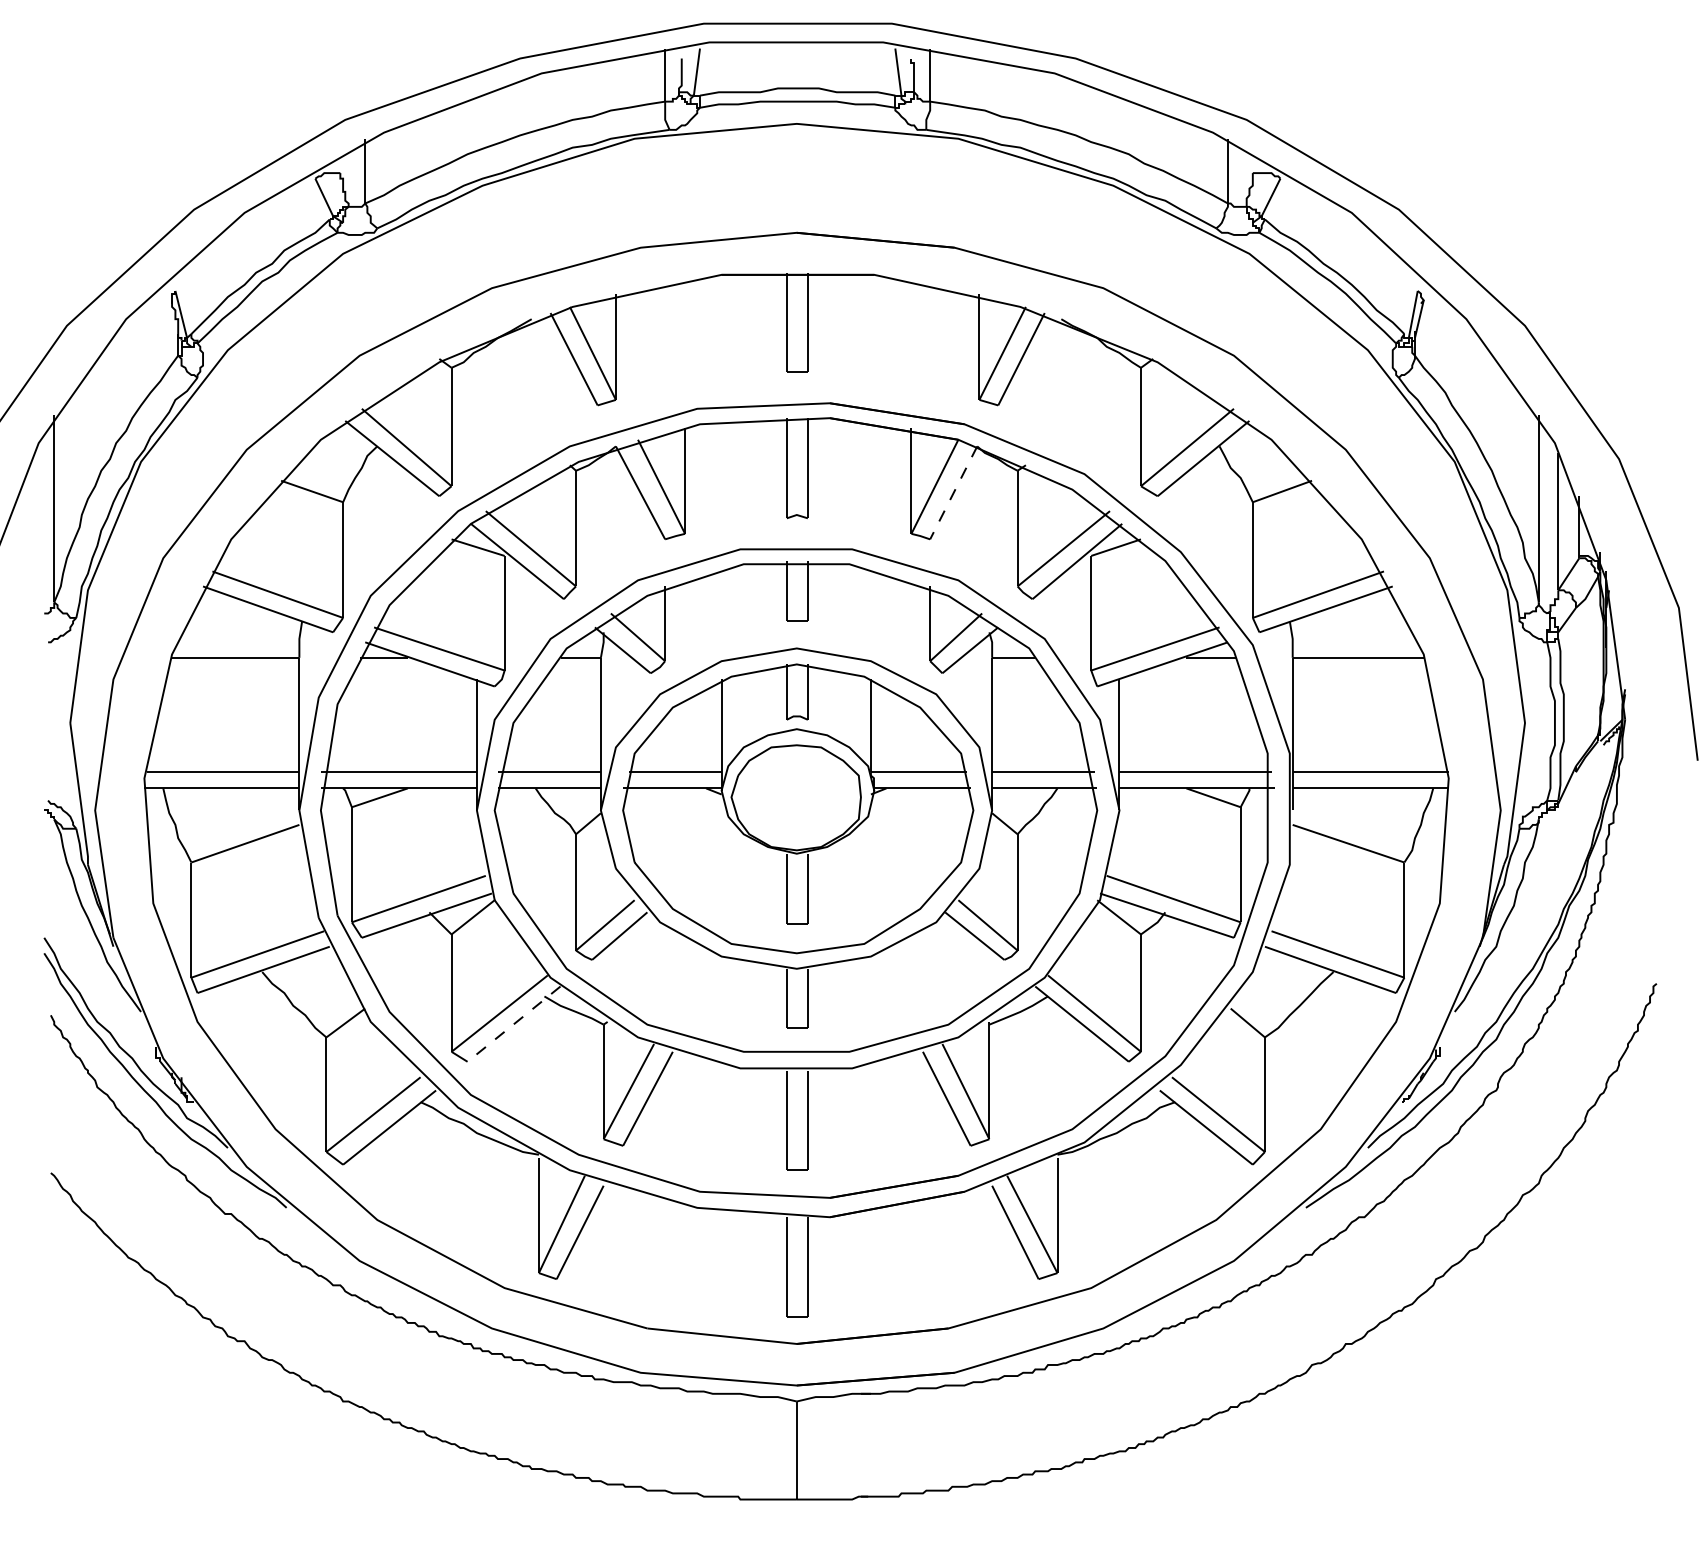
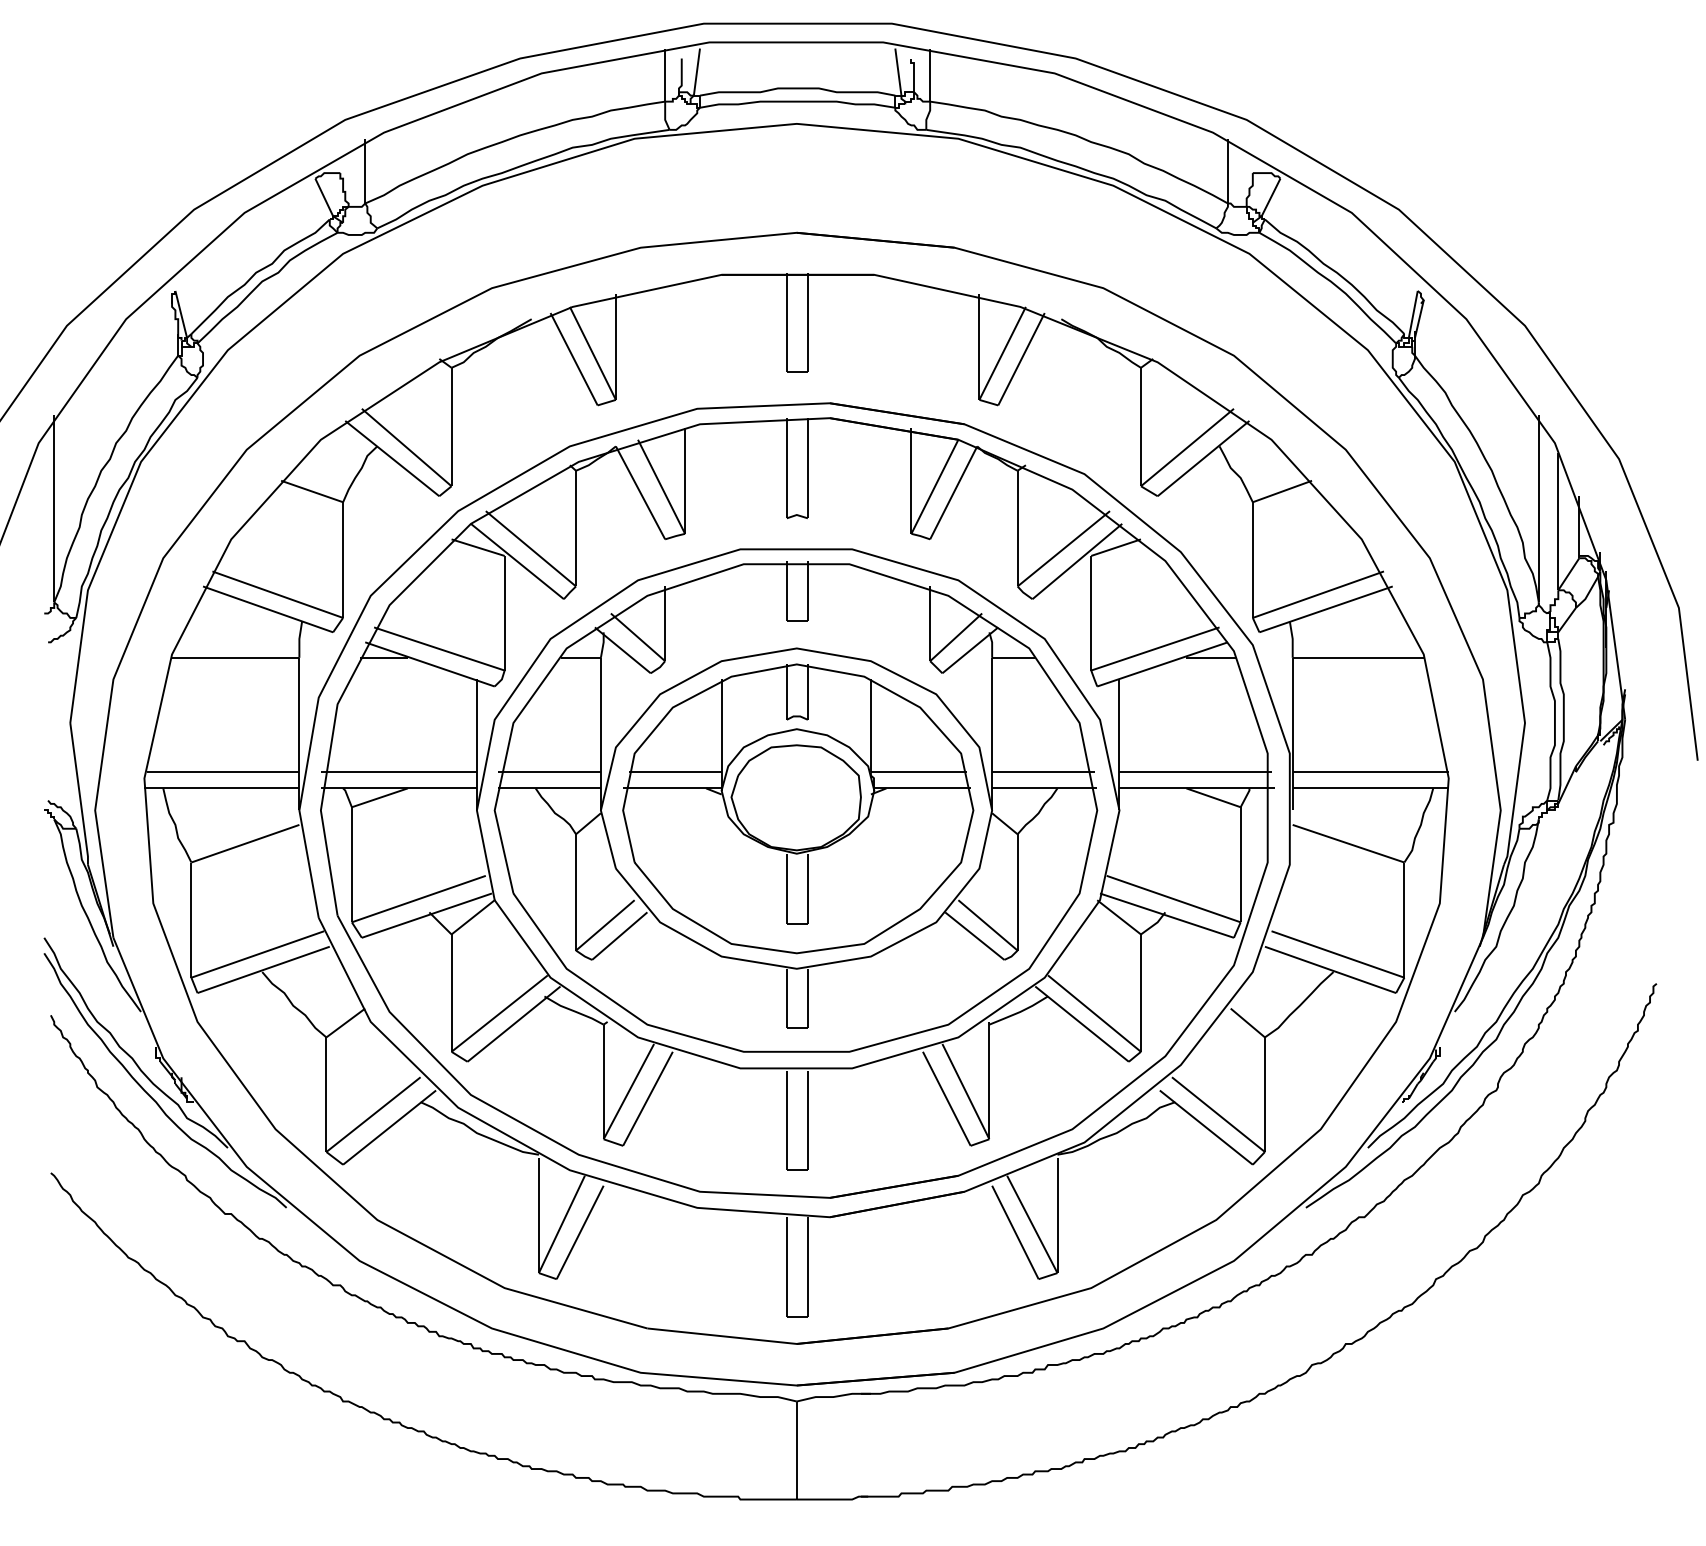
line: dashed -> solid (953, 493)
line: dashed -> solid (514, 1024)
